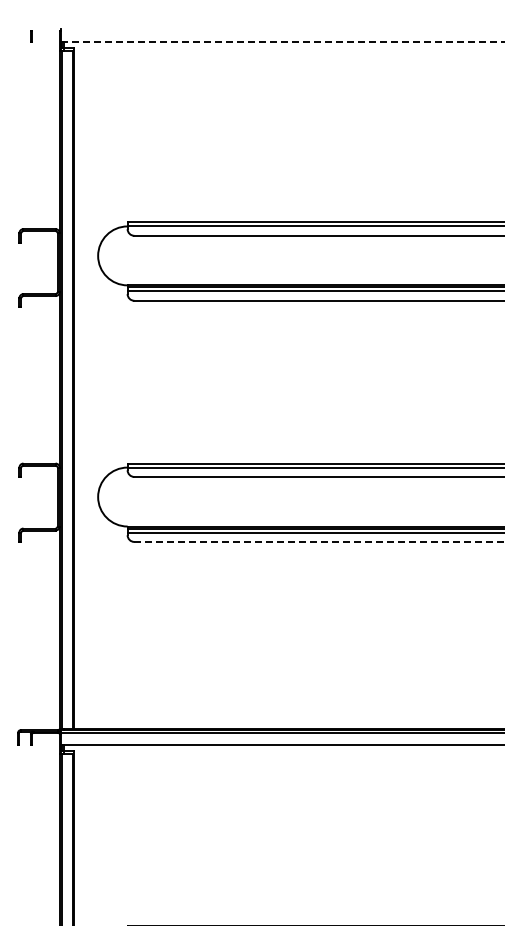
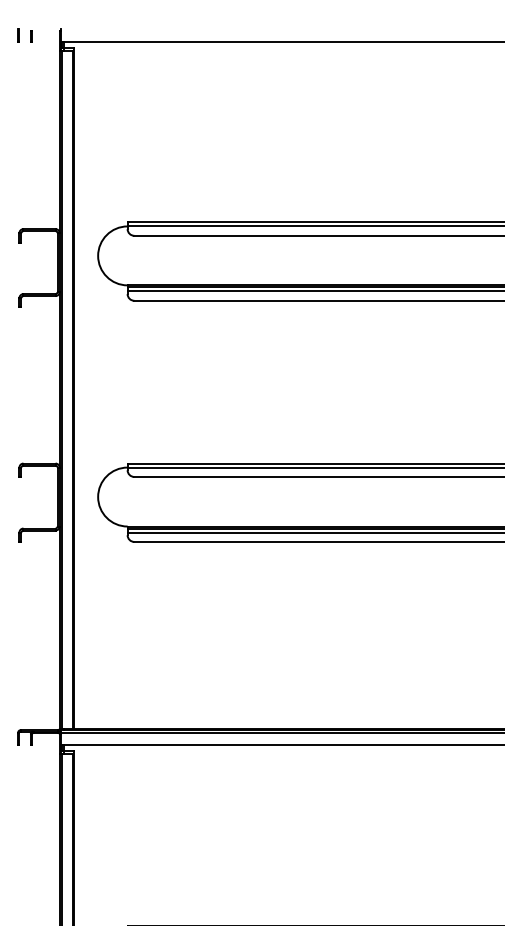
line: none -> present (18, 35)
line: dashed -> solid (282, 41)
line: dashed -> solid (319, 541)
